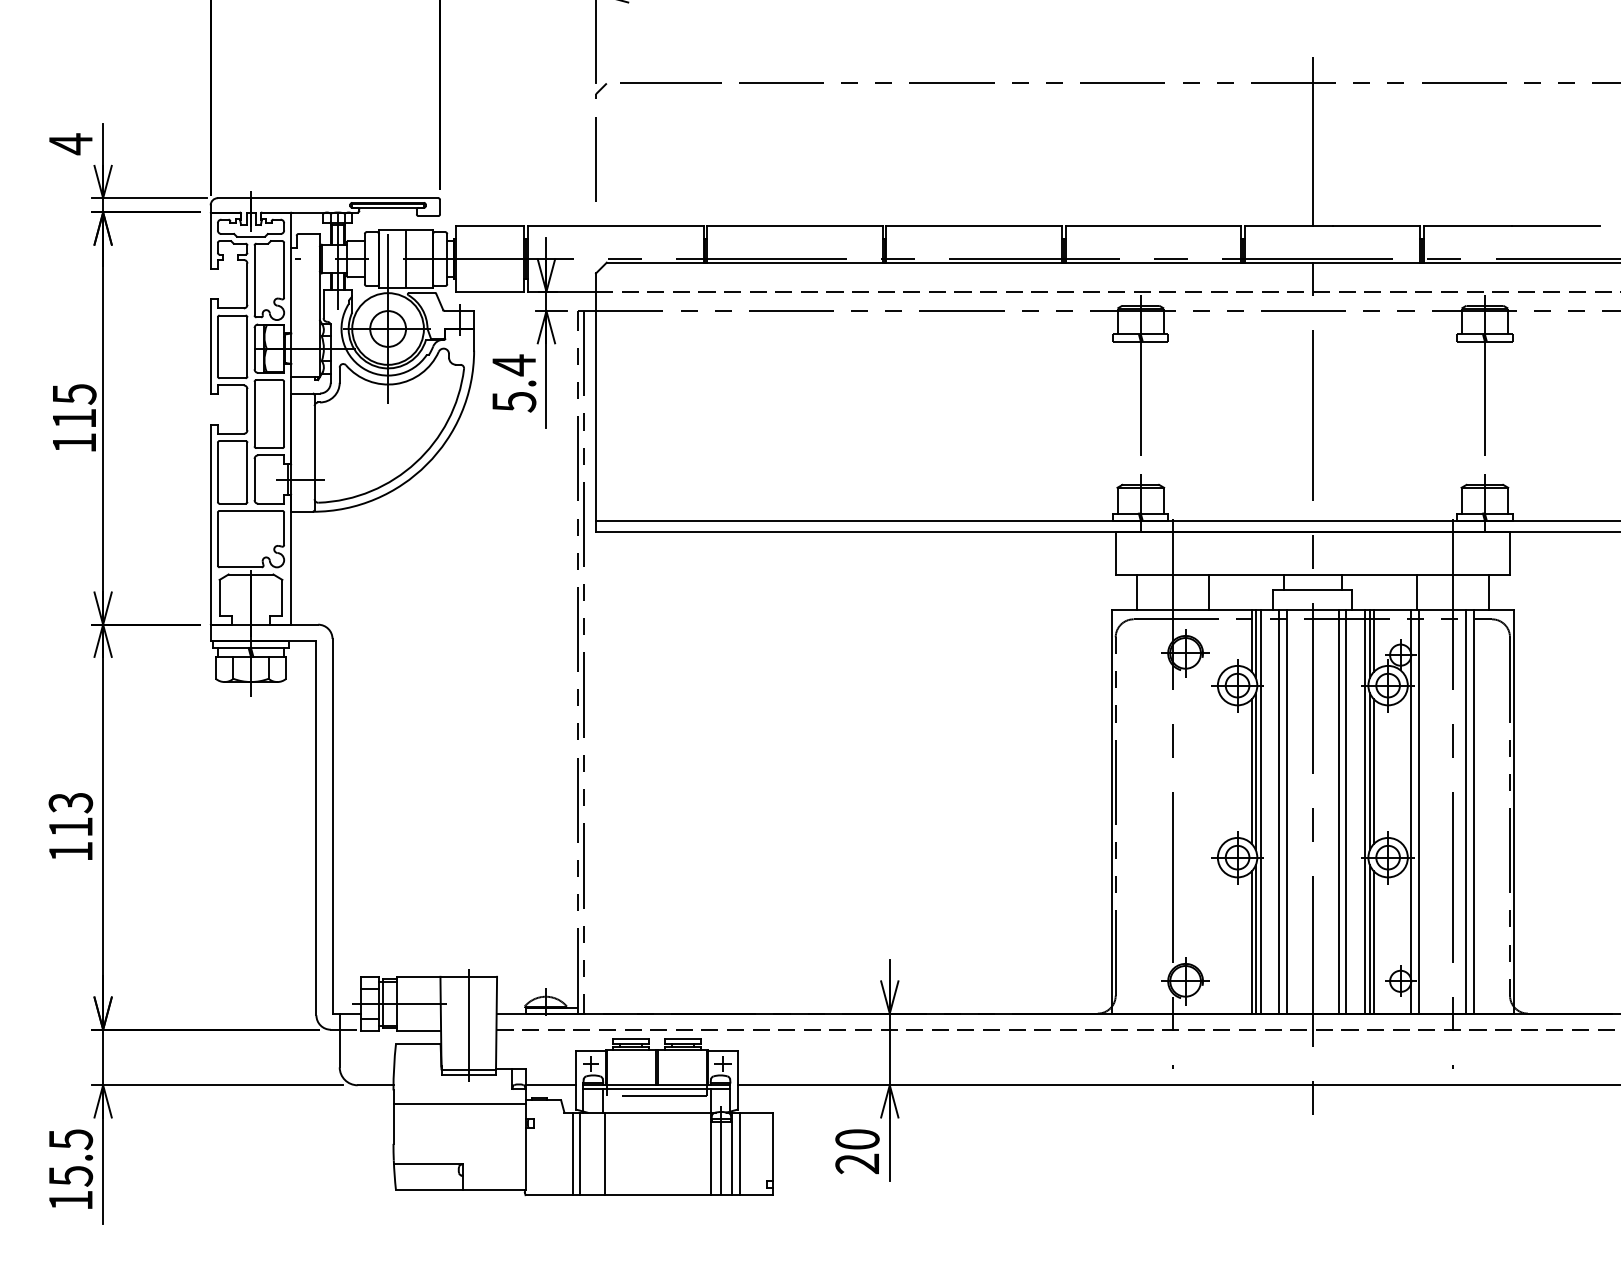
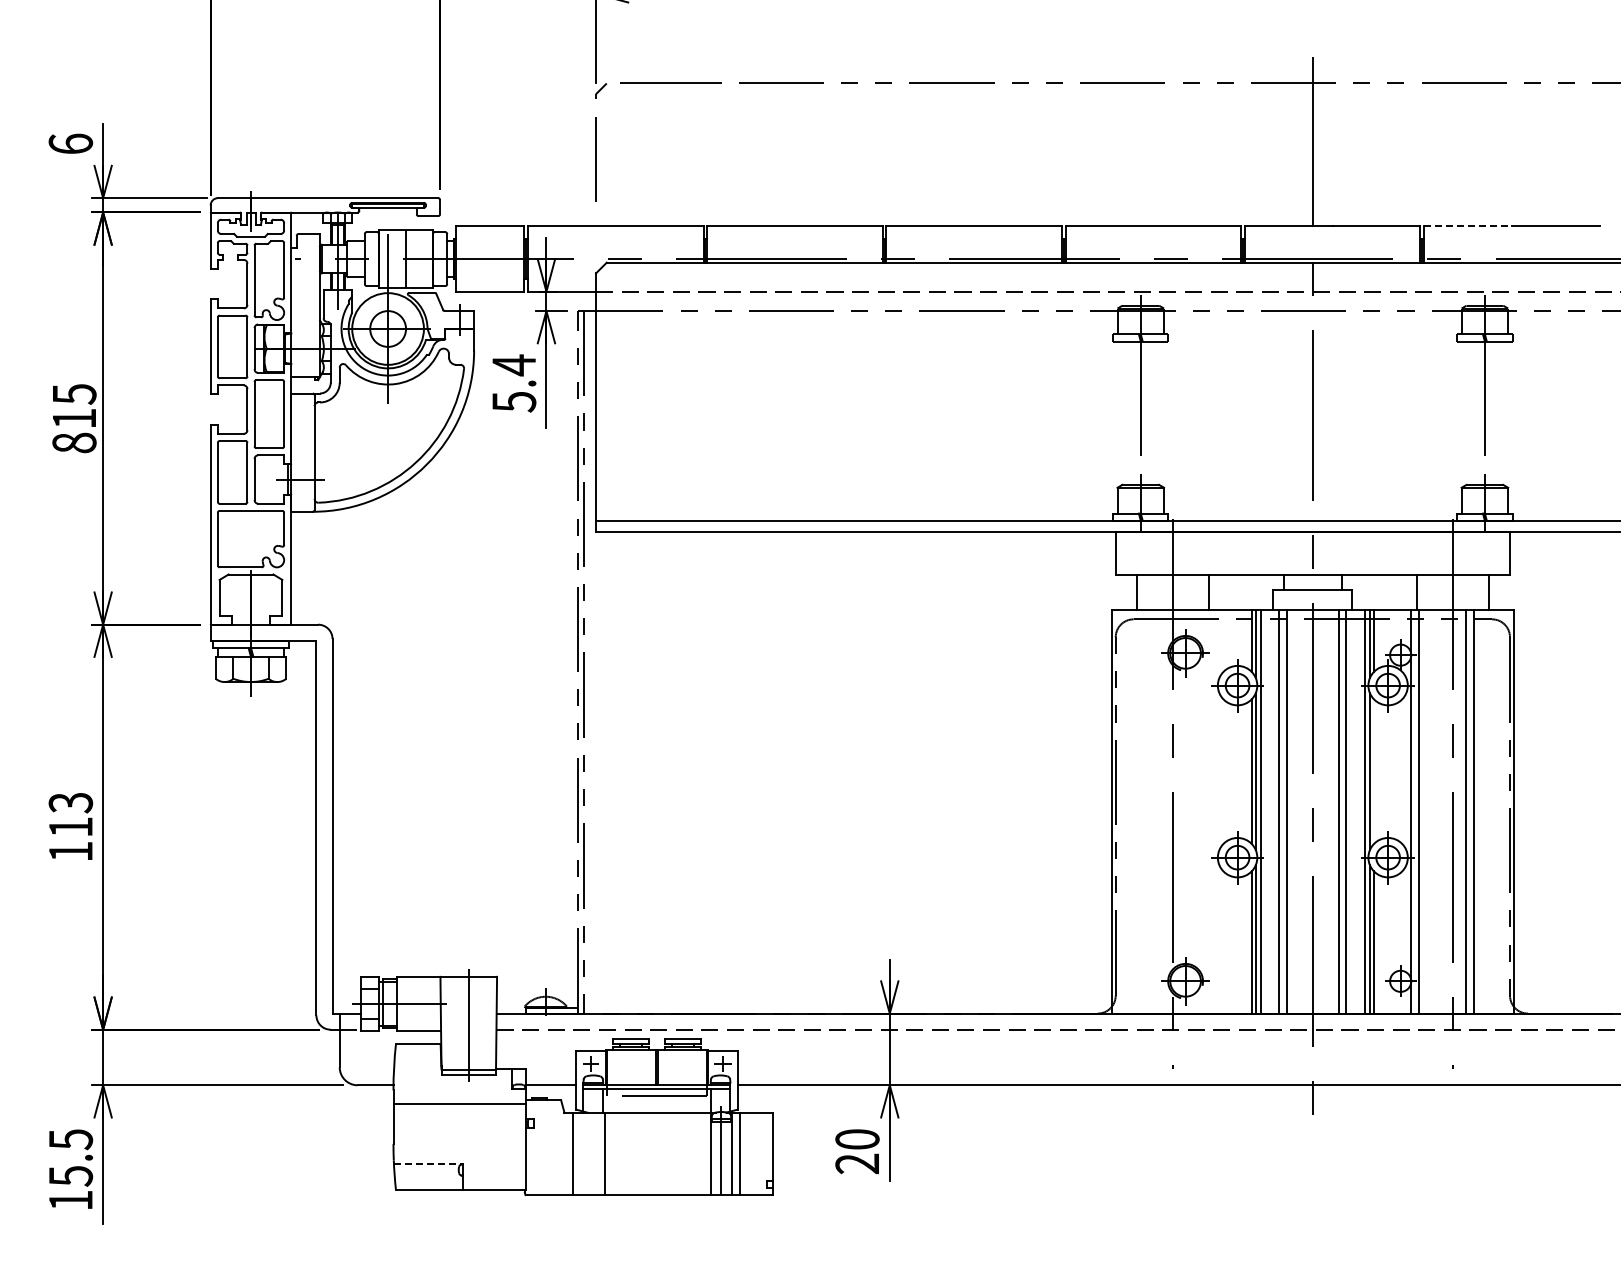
text: 4 -> 6 (70, 144)
line: solid -> dashed (1467, 226)
text: 115 -> 815 (74, 442)
line: present -> none (1373, 771)
line: present -> none (580, 1153)
line: solid -> dashed (428, 1163)
